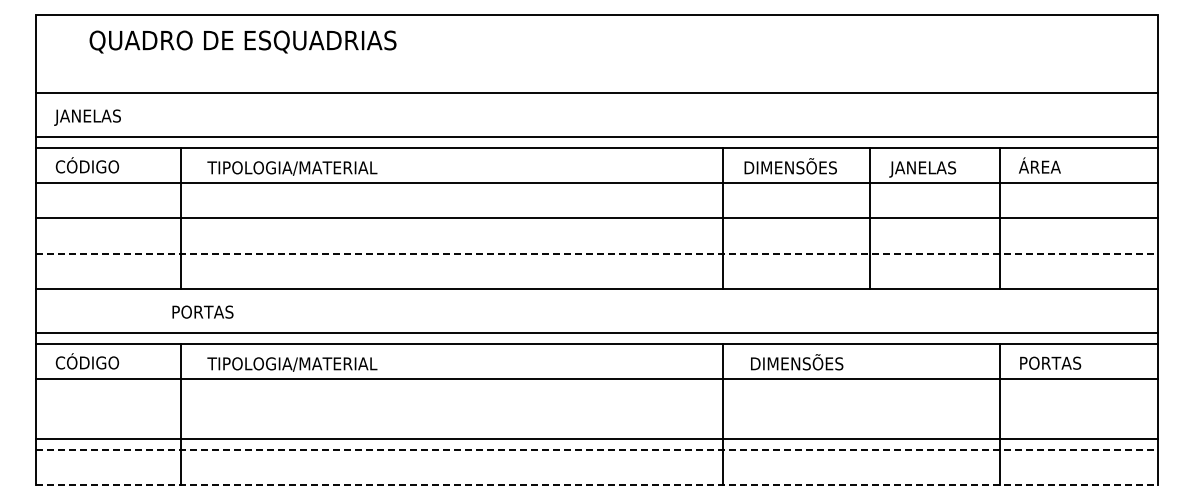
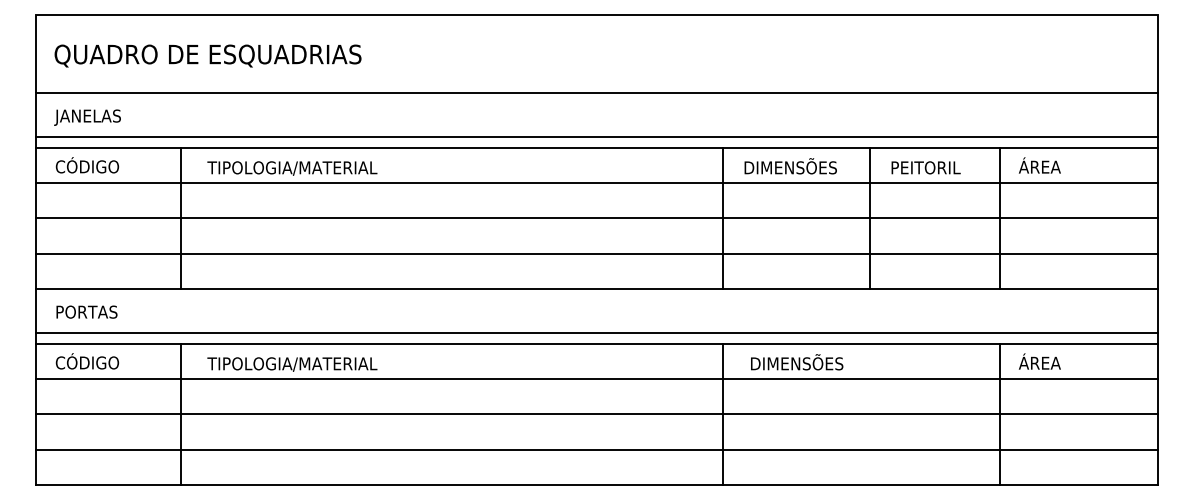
text position: (242, 41) -> (207, 55) (207, 55)
text: JANELAS -> PEITORIL (924, 169)
line: dashed -> solid (597, 253)
text position: (202, 311) -> (86, 311) (86, 311)
text: PORTAS -> ÁREA (1049, 361)
line position: (596, 439) -> (596, 414) (596, 414)
line: dashed -> solid (597, 449)
line: dashed -> solid (597, 485)
